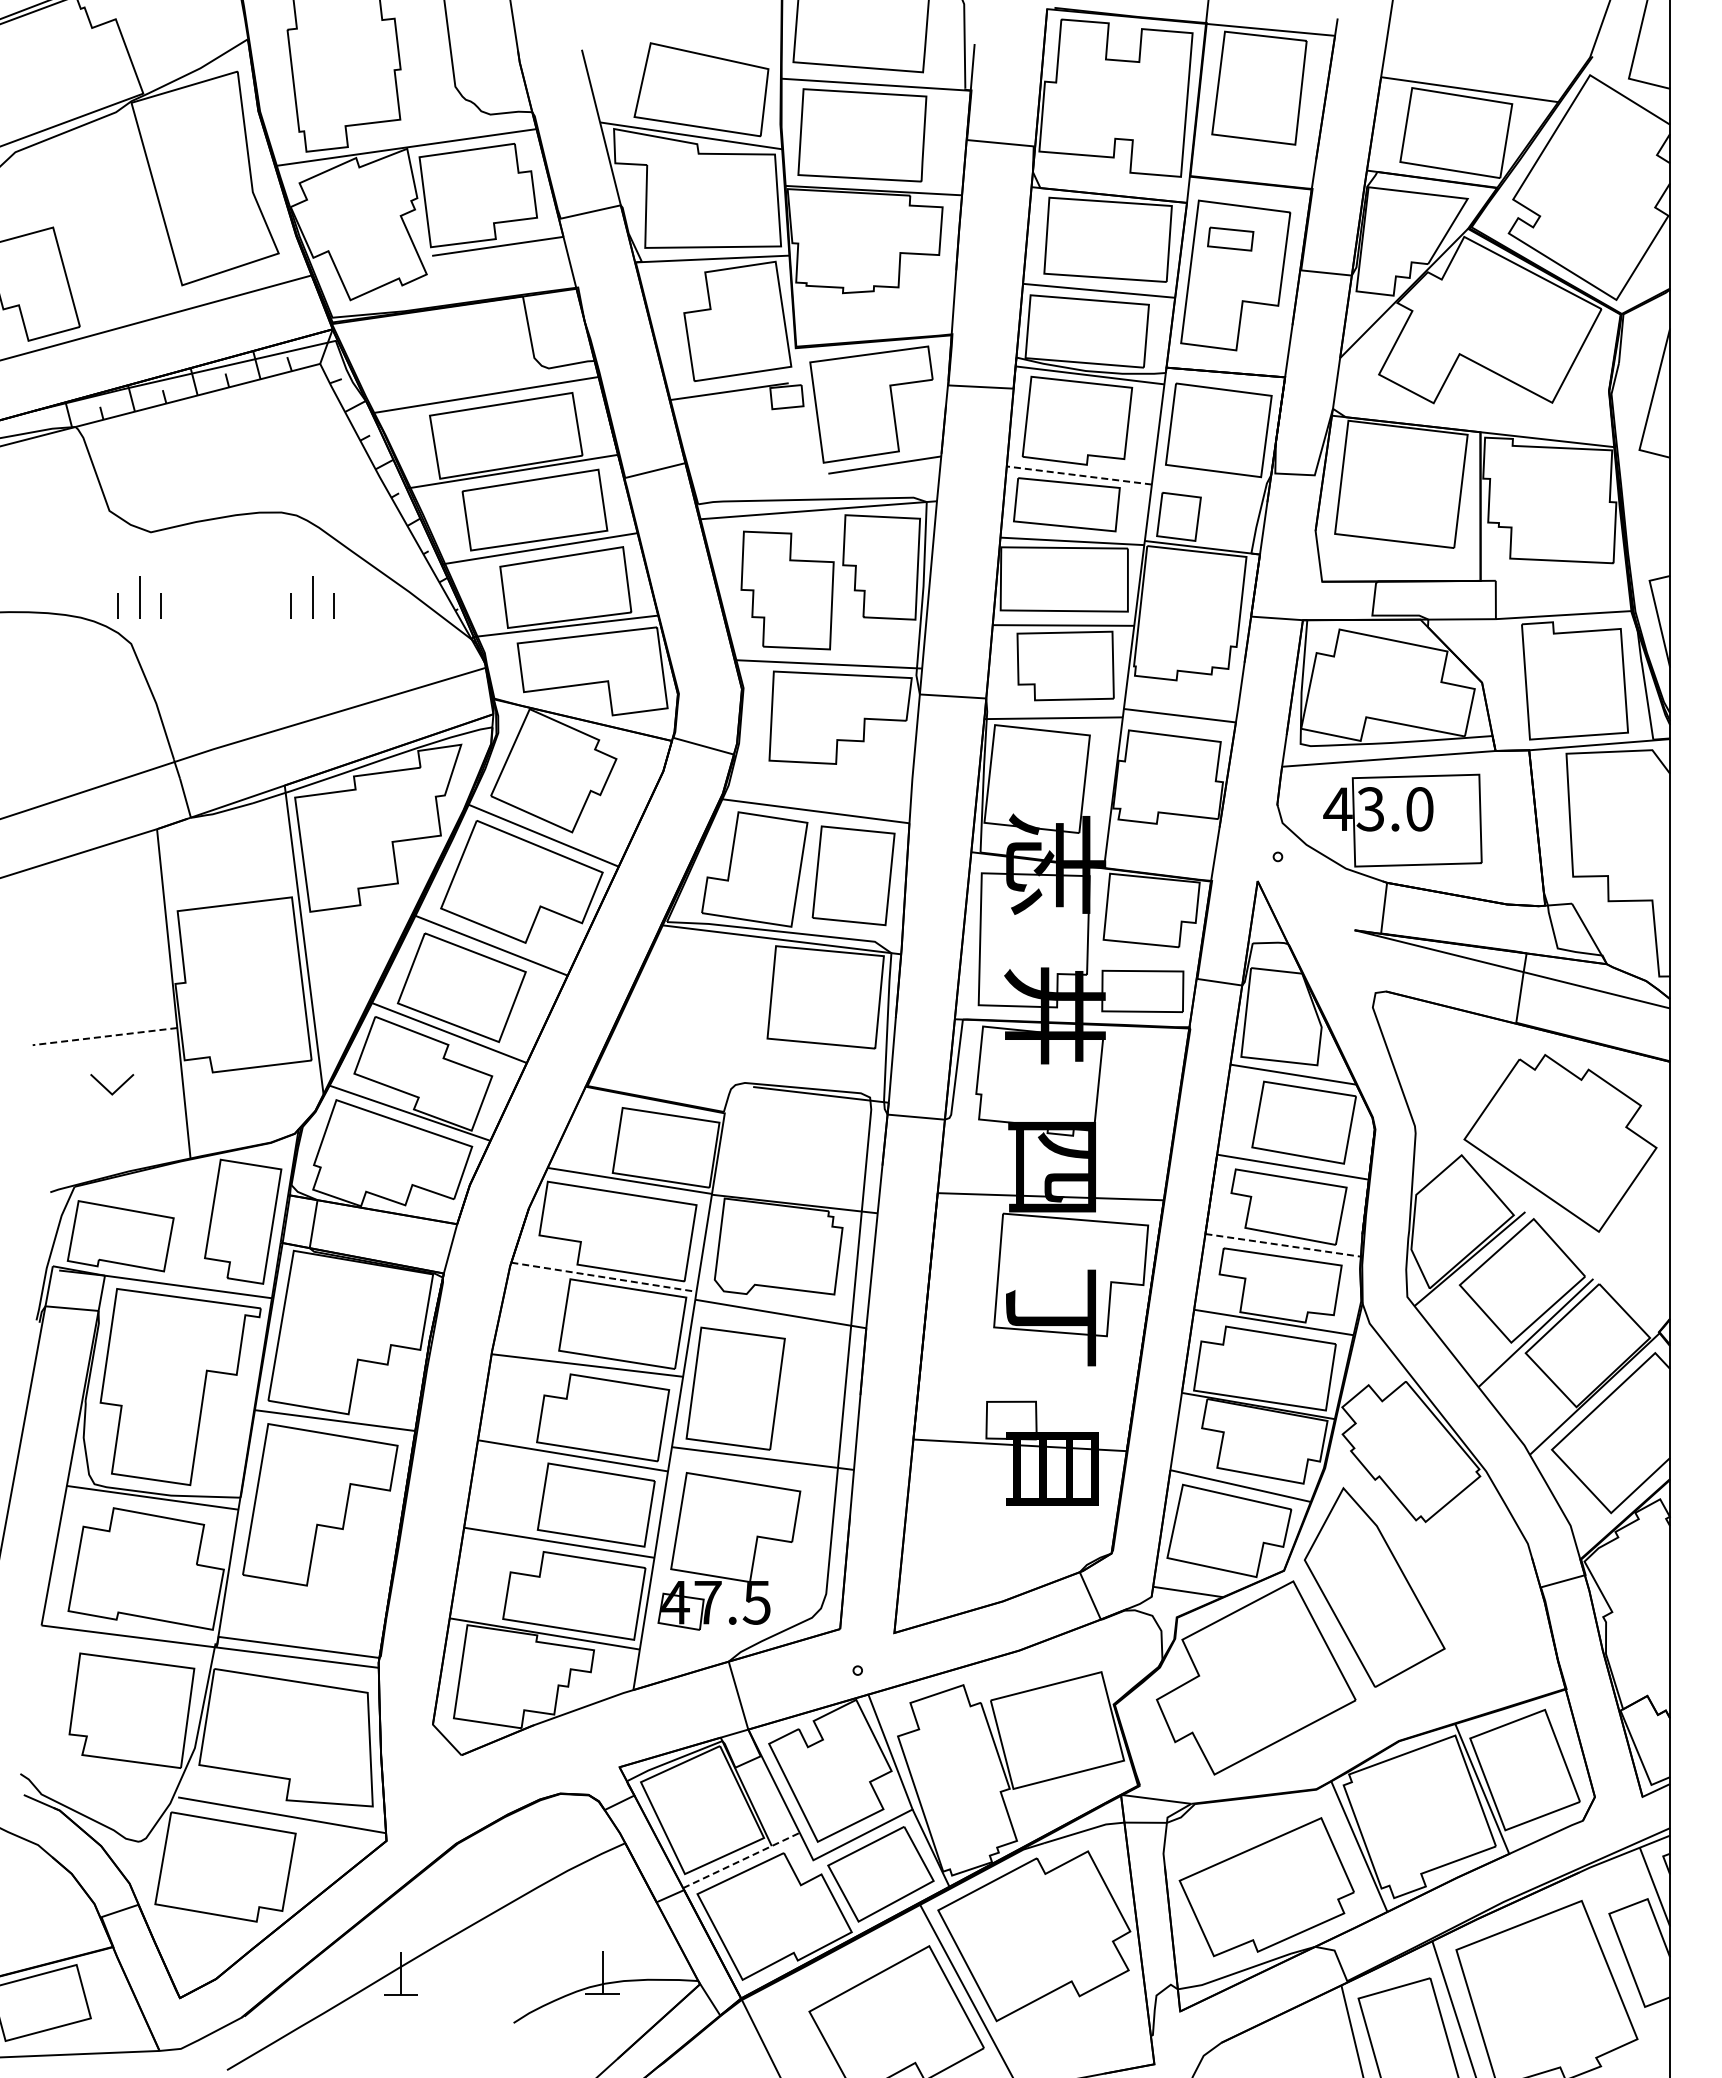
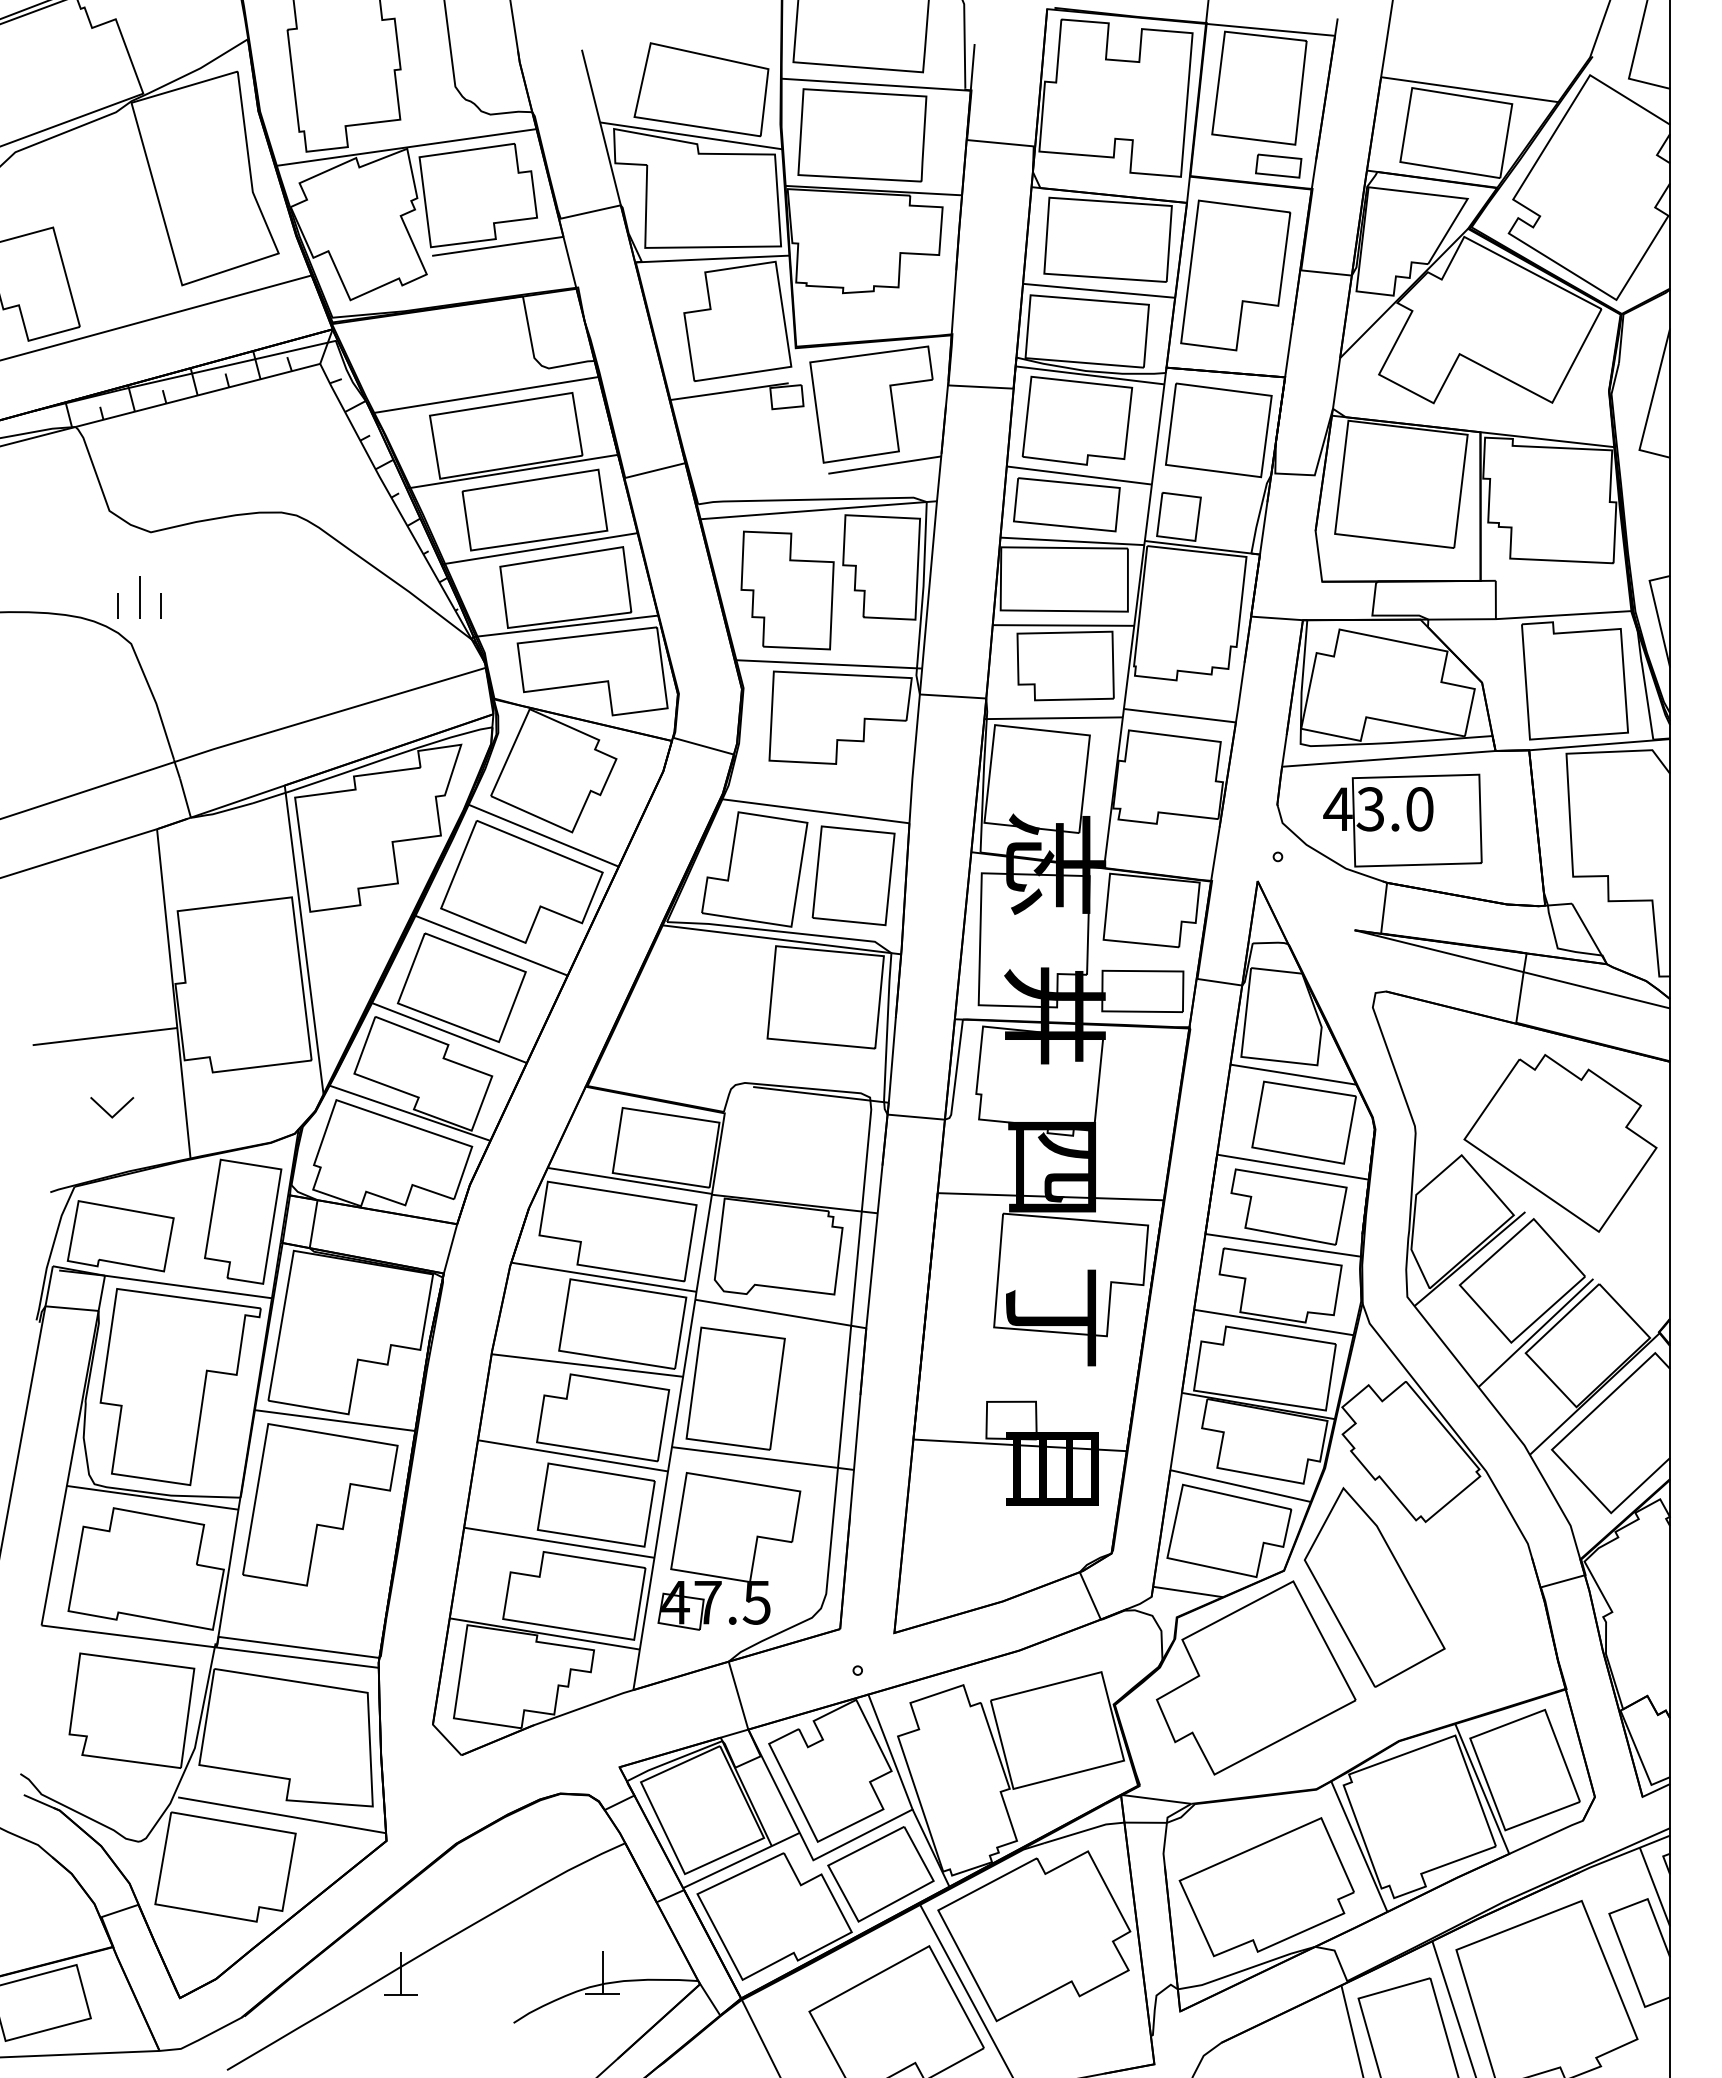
part position: (1230, 238) -> (1278, 165) (1278, 165)
line: dashed -> solid (1078, 475)
part: present -> none (312, 597)
line: dashed -> solid (105, 1036)
part position: (107, 1088) -> (107, 1111) (107, 1111)
line: dashed -> solid (1283, 1245)
line: dashed -> solid (603, 1277)
line: dashed -> solid (742, 1860)
